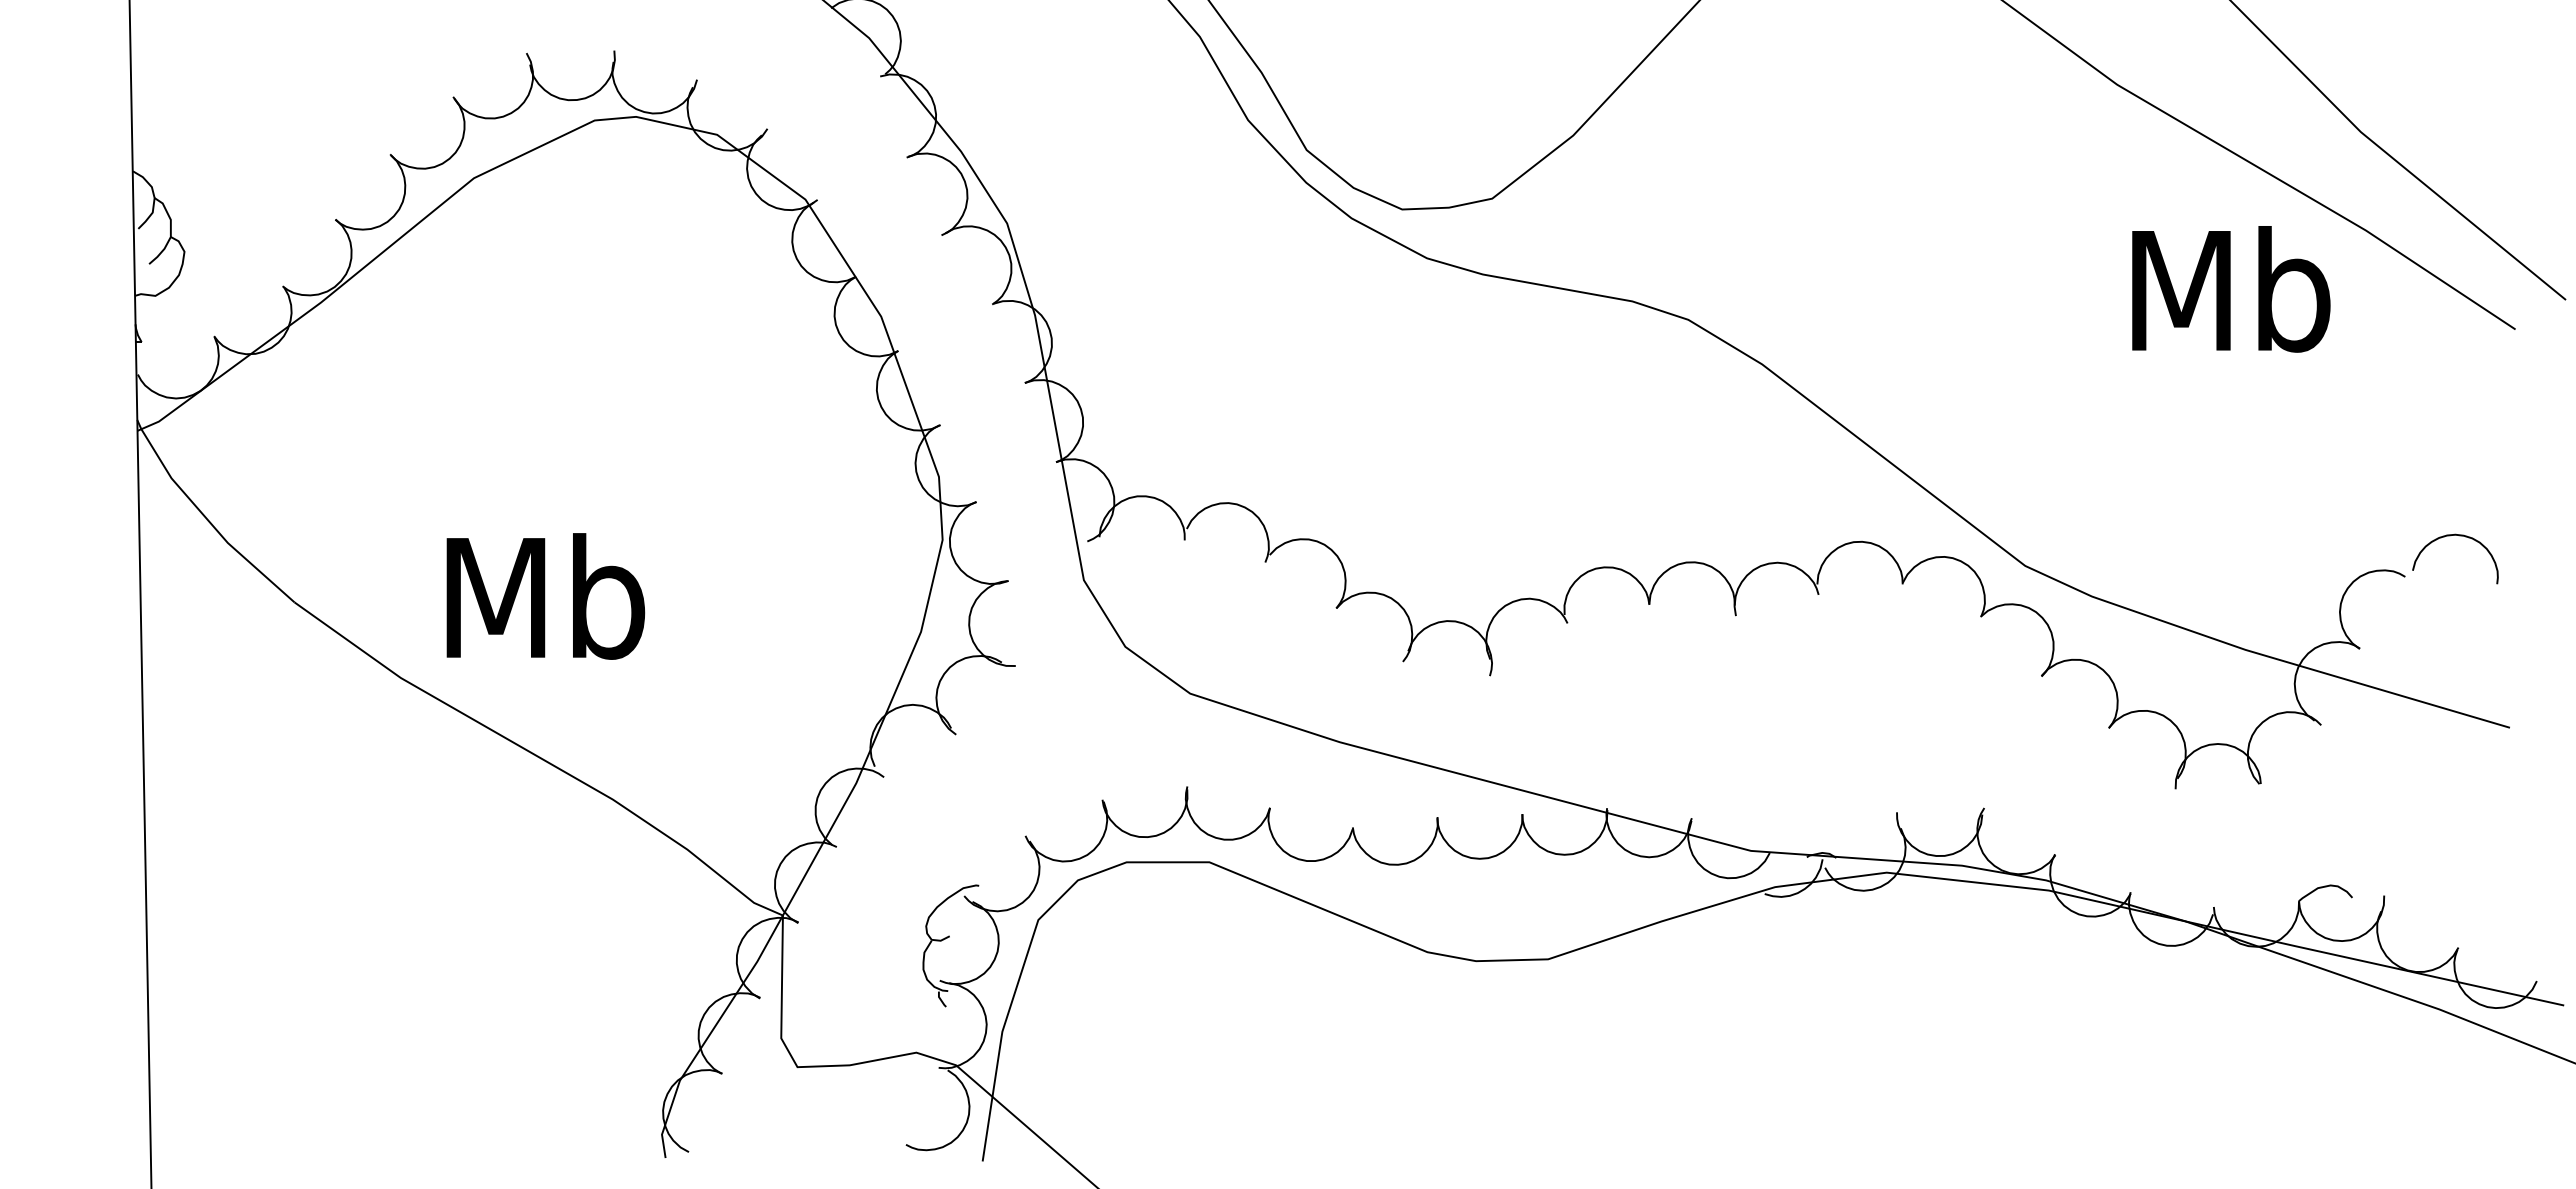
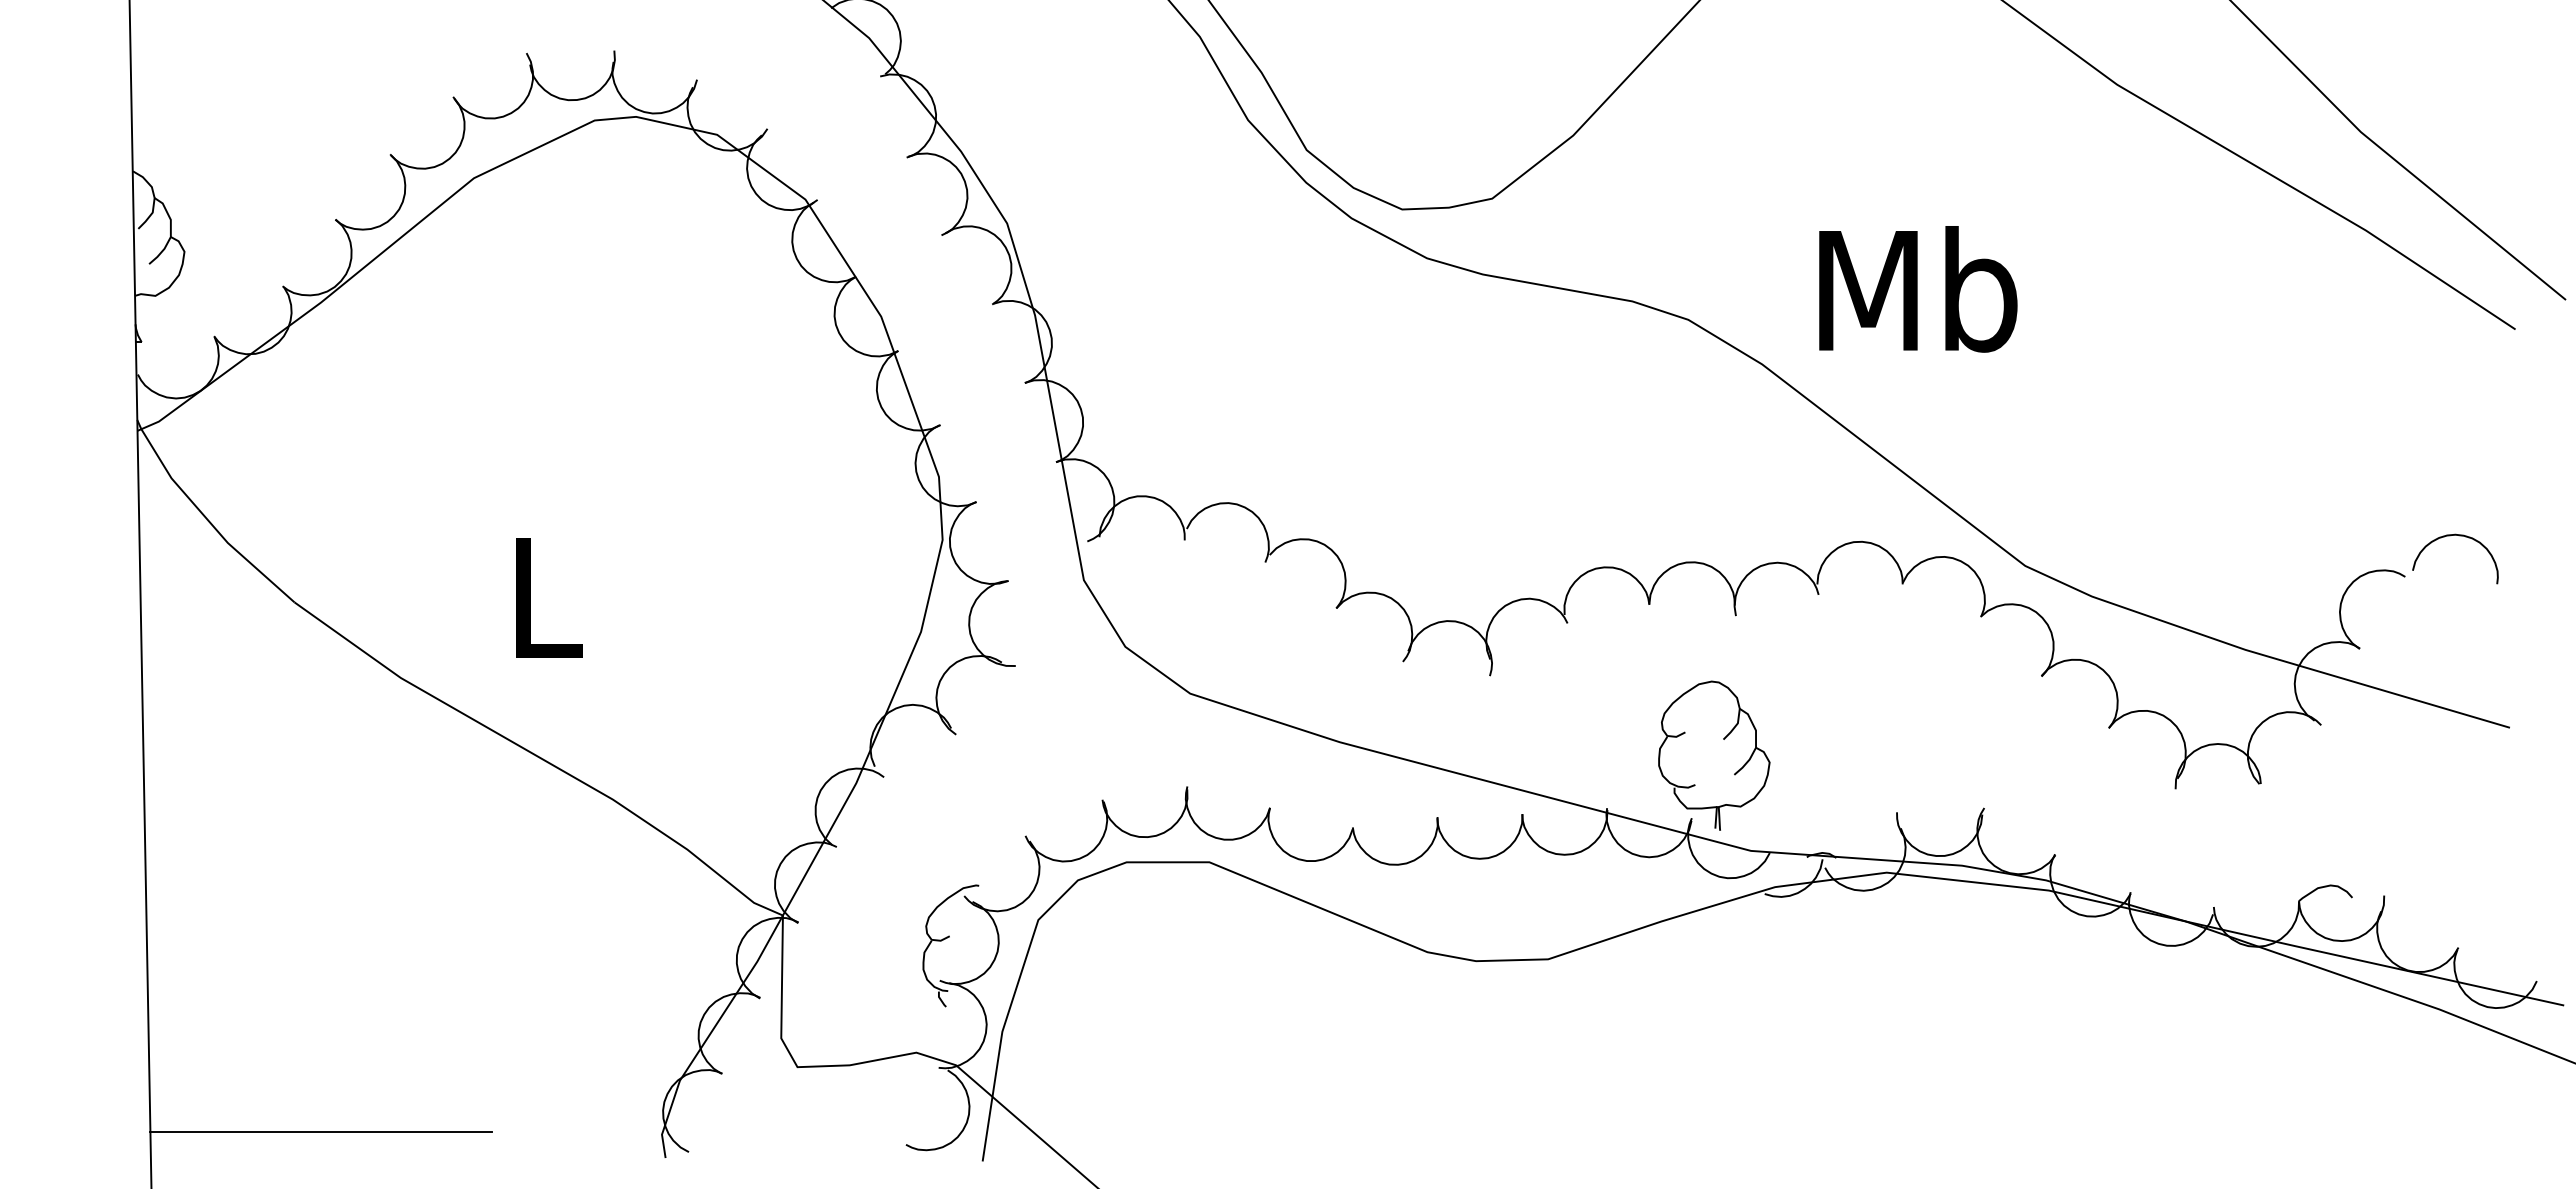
text position: (2231, 289) -> (1918, 289) (1918, 289)
text: Mb -> L (545, 596)
part: none -> present (1714, 755)
line: none -> present (320, 1131)
